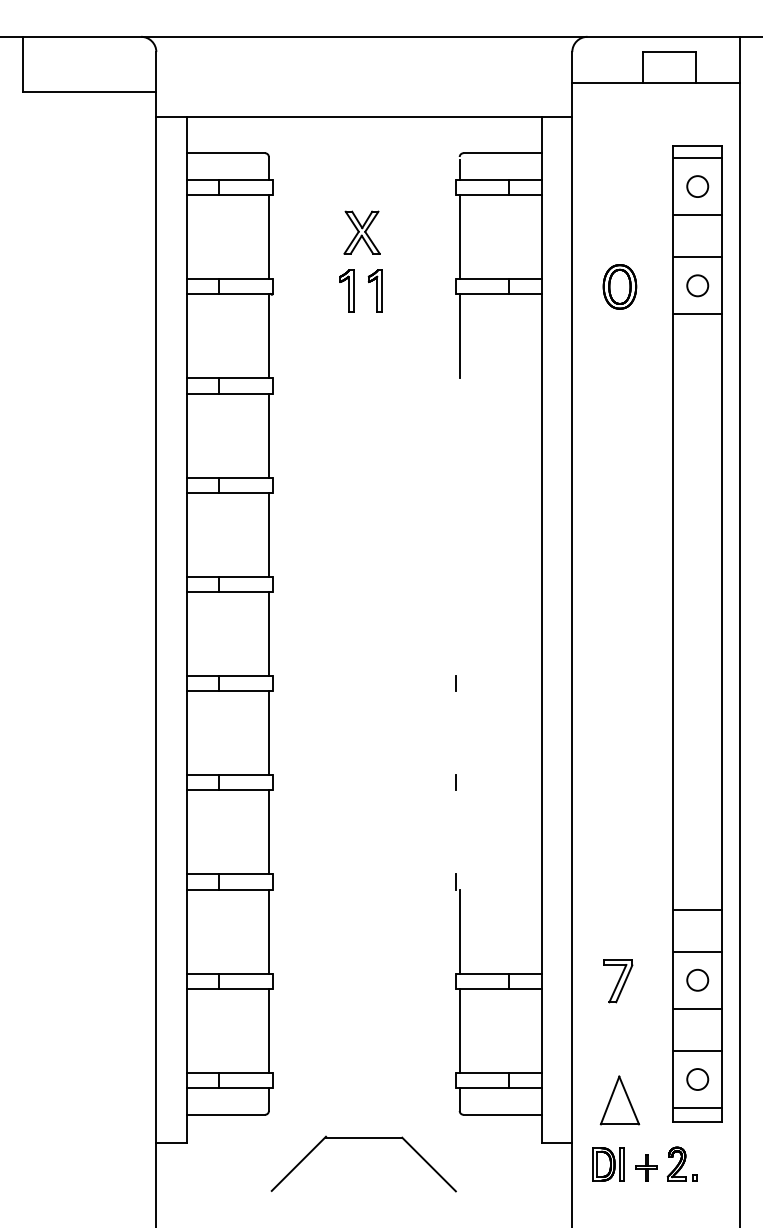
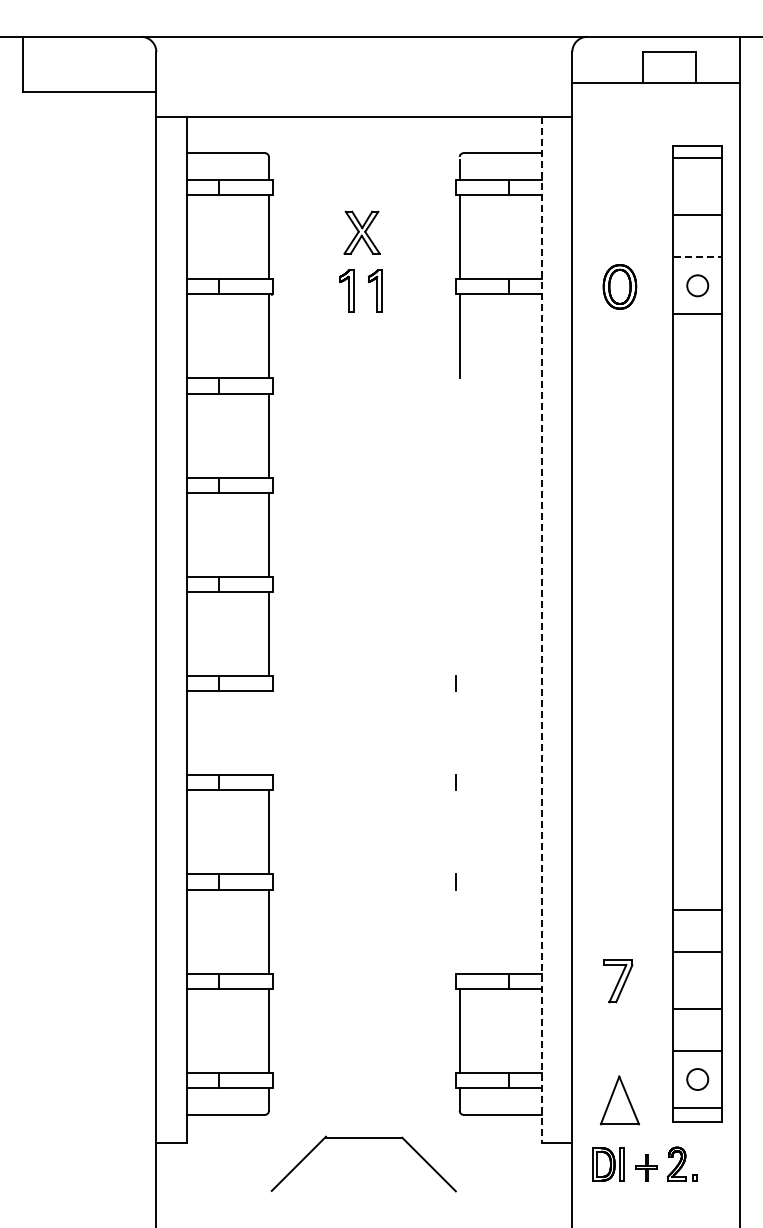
circle: present -> none (697, 186)
line: solid -> dashed (697, 257)
line: solid -> dashed (541, 630)
line: present -> none (268, 733)
line: present -> none (459, 931)
circle: present -> none (697, 979)
